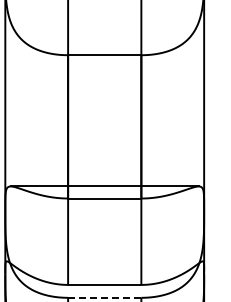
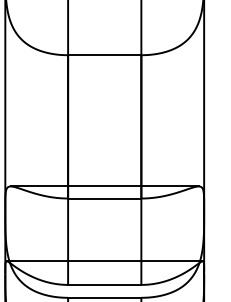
line: none -> present (104, 261)
line: dashed -> solid (104, 297)
